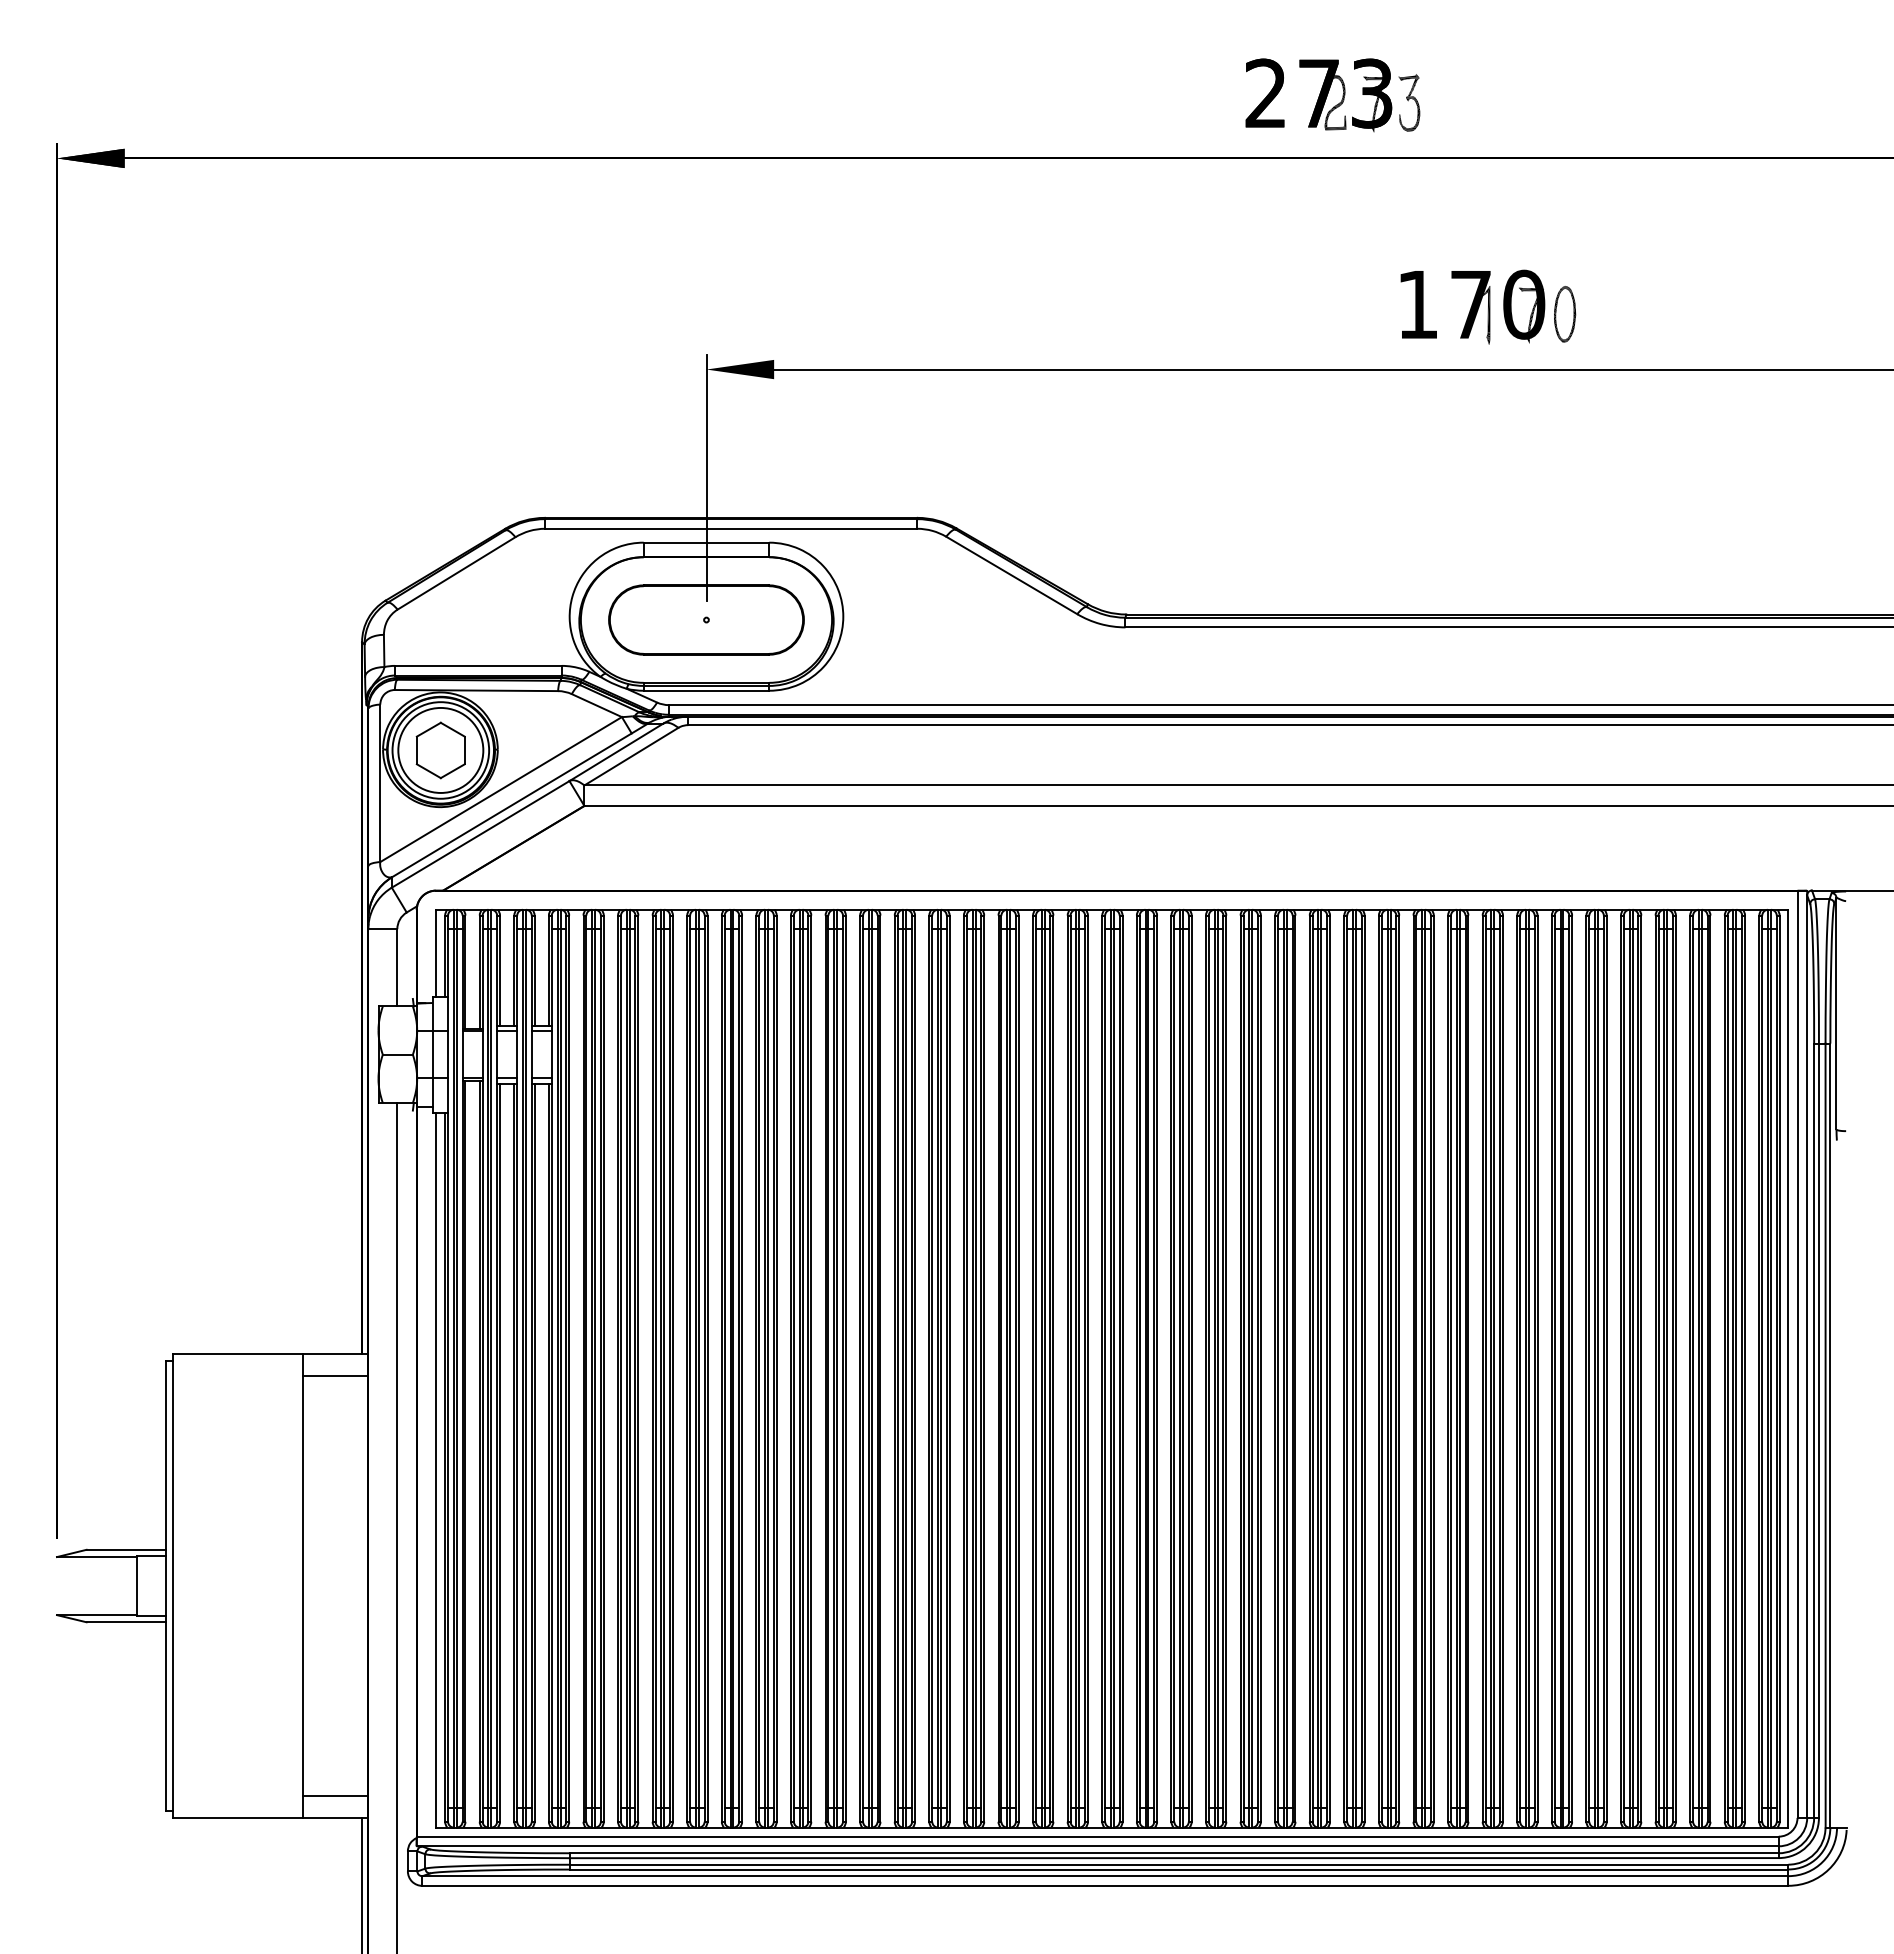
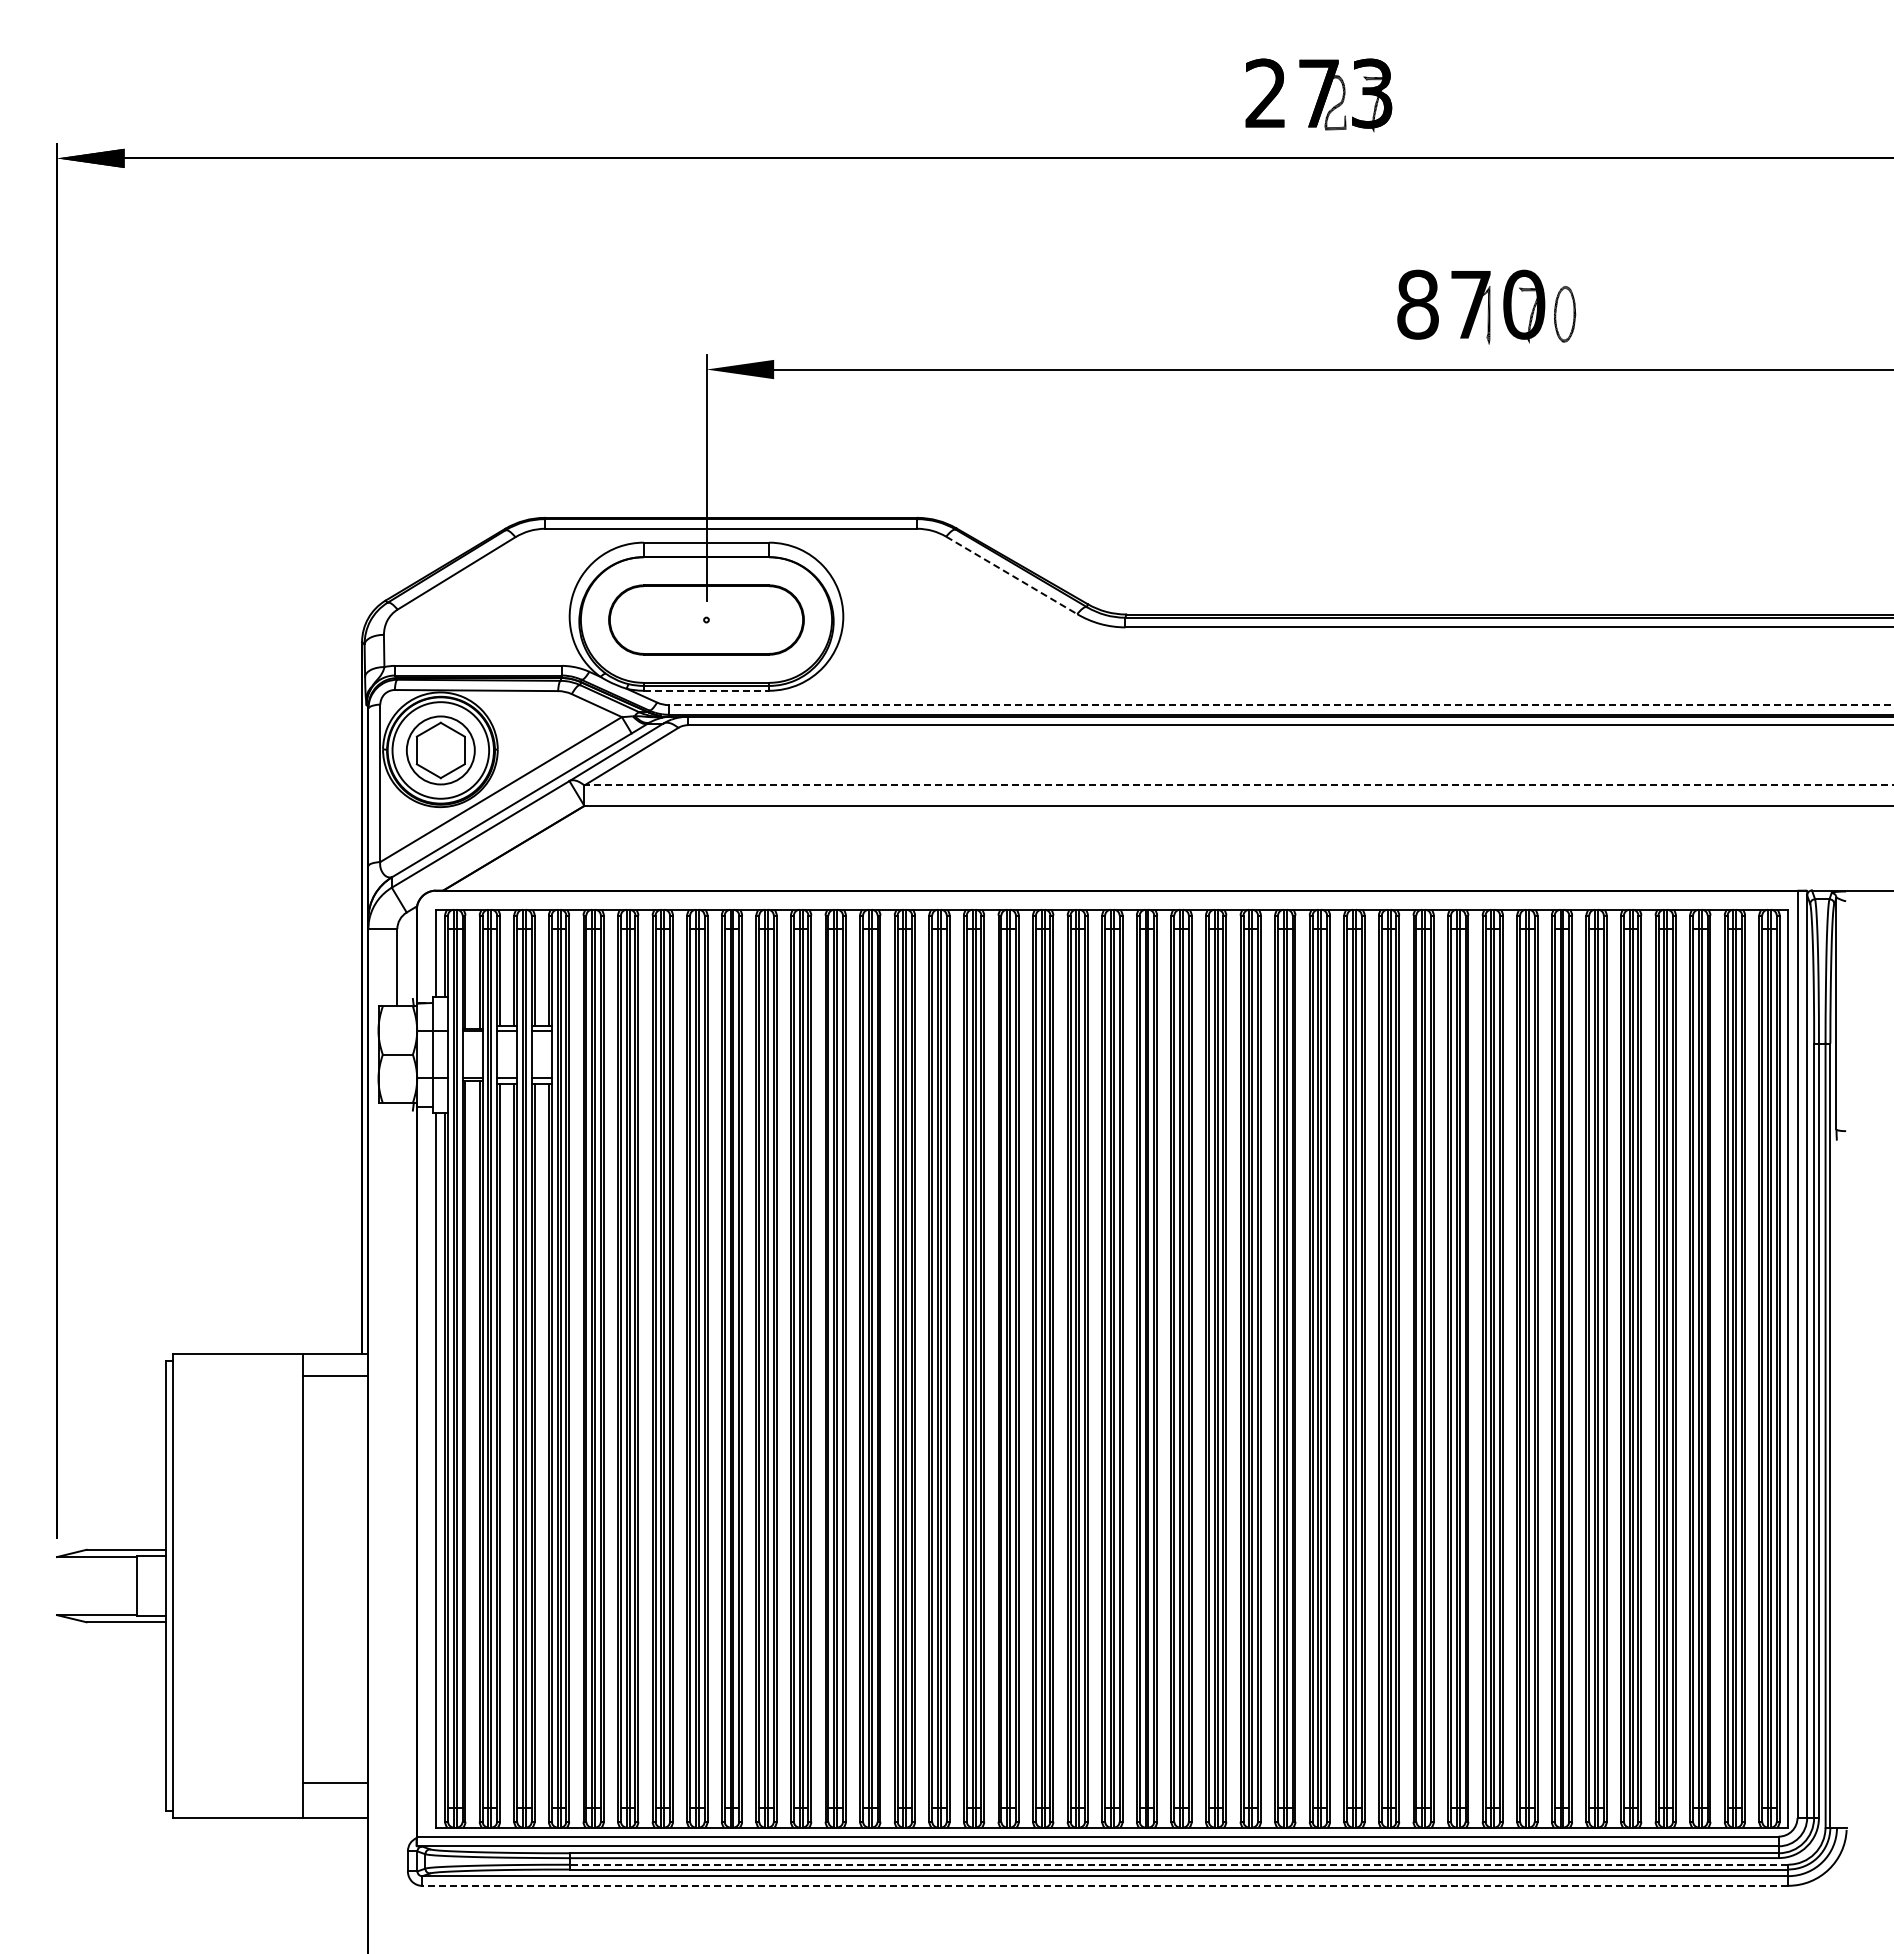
part: present -> none (1409, 102)
text: 170 -> 870 (1417, 304)
line: solid -> dashed (1012, 575)
line: solid -> dashed (706, 690)
line: solid -> dashed (1280, 705)
circle diameter: 85 px -> 68 px (440, 750)
line: solid -> dashed (1238, 785)
line: present -> none (397, 1526)
line position: (335, 1796) -> (335, 1783) (335, 1783)
line: solid -> dashed (1178, 1864)
line: present -> none (362, 1883)
line: solid -> dashed (1104, 1885)
